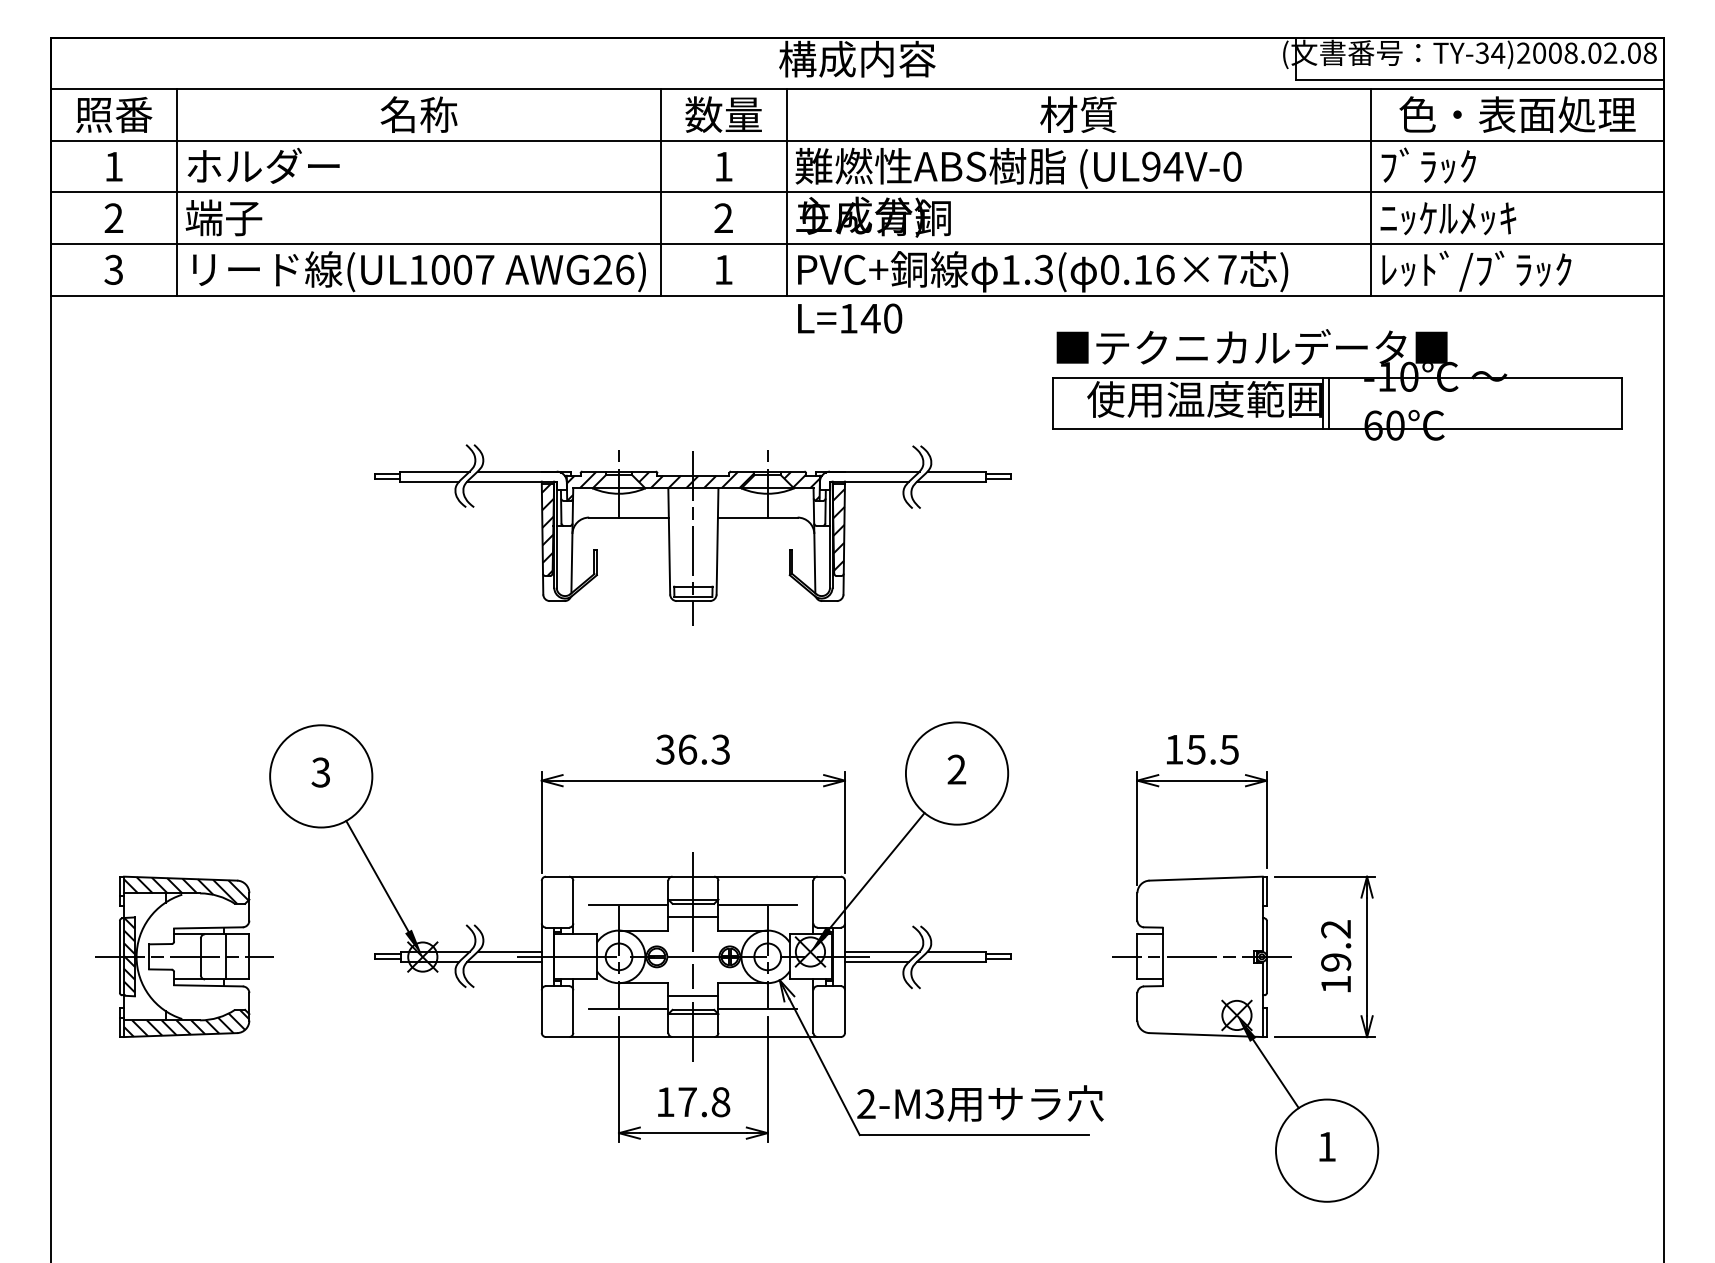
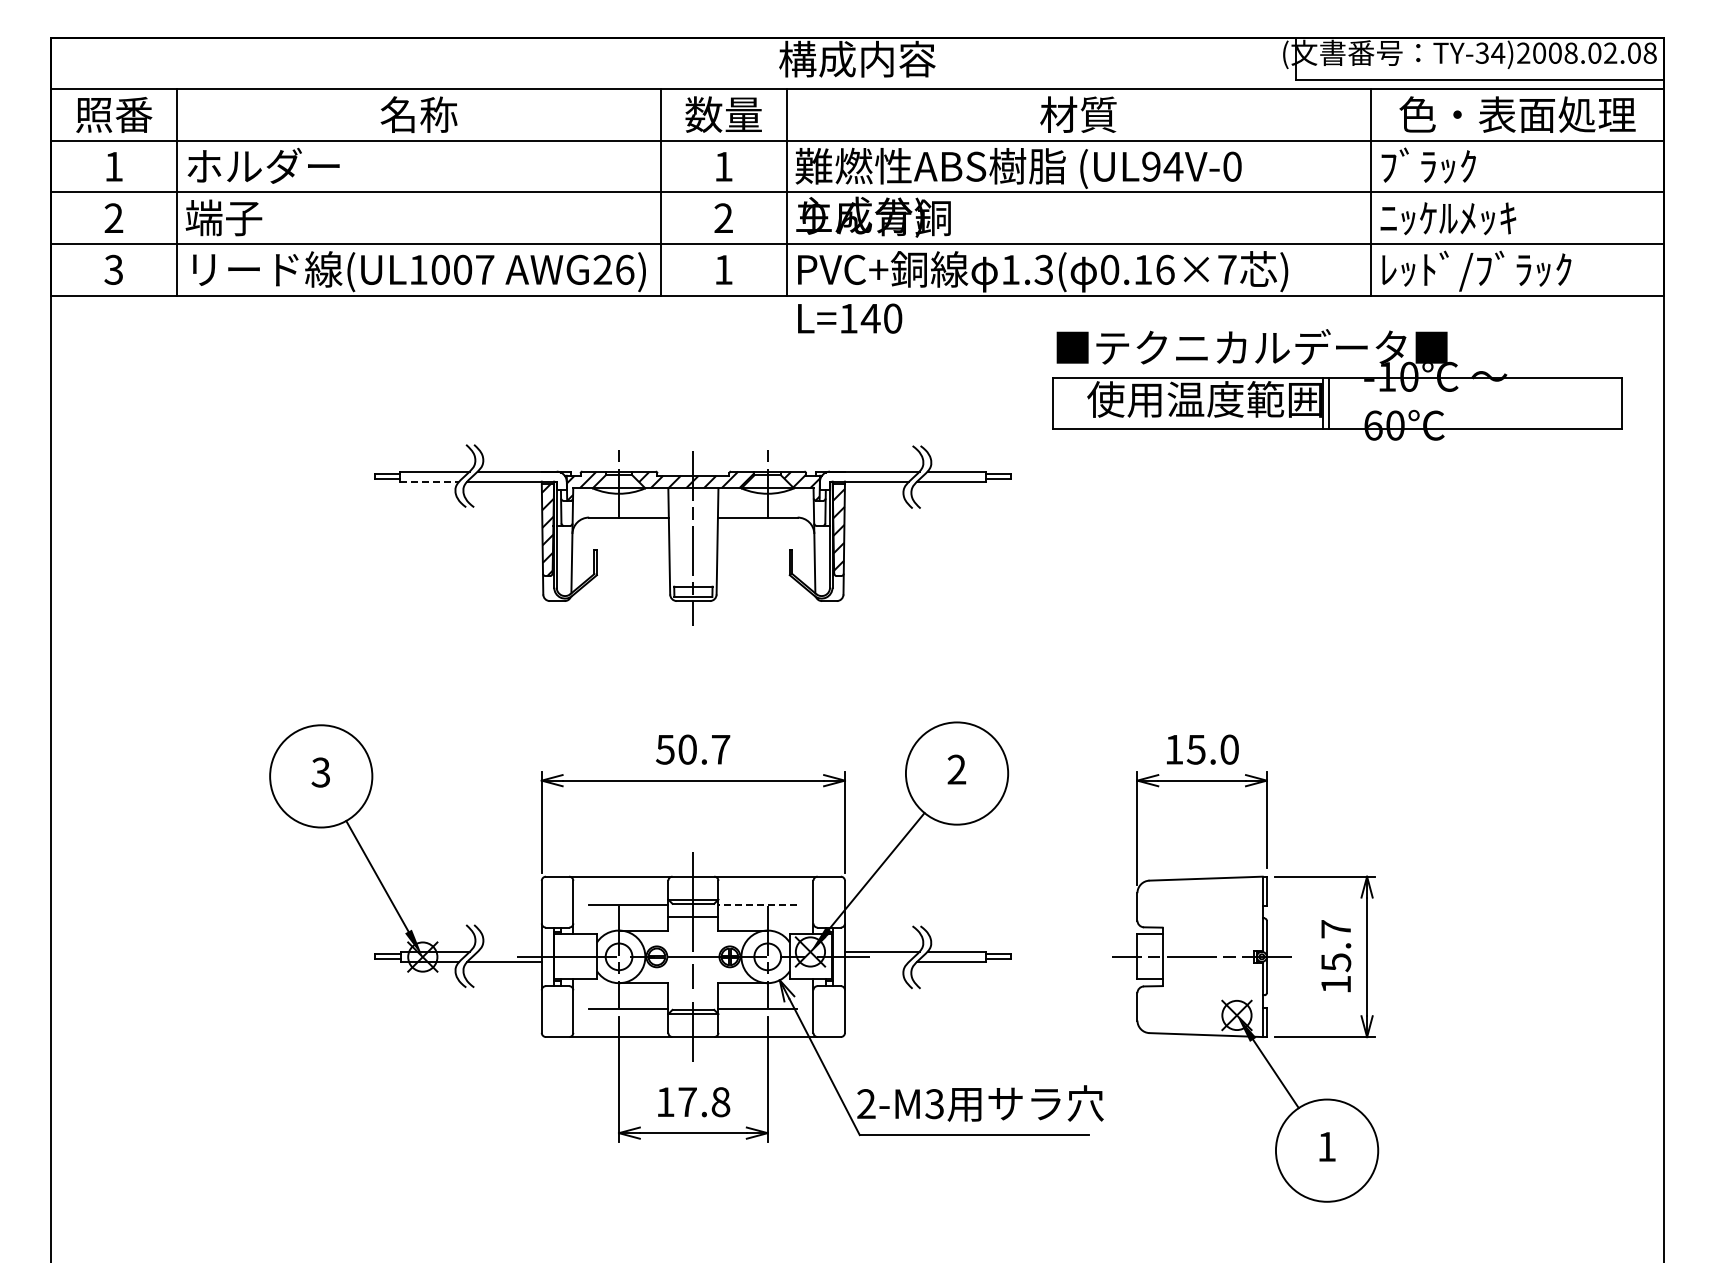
line: solid -> dashed (430, 481)
text: 36.3 -> 50.7 (693, 749)
text: 15.5 -> 15.0 (1229, 749)
line: solid -> dashed (757, 904)
text: 19.2 -> 15.7 (1336, 946)
line: present -> none (509, 951)
part: present -> none (184, 956)
line: present -> none (877, 961)
line: present -> none (693, 996)
